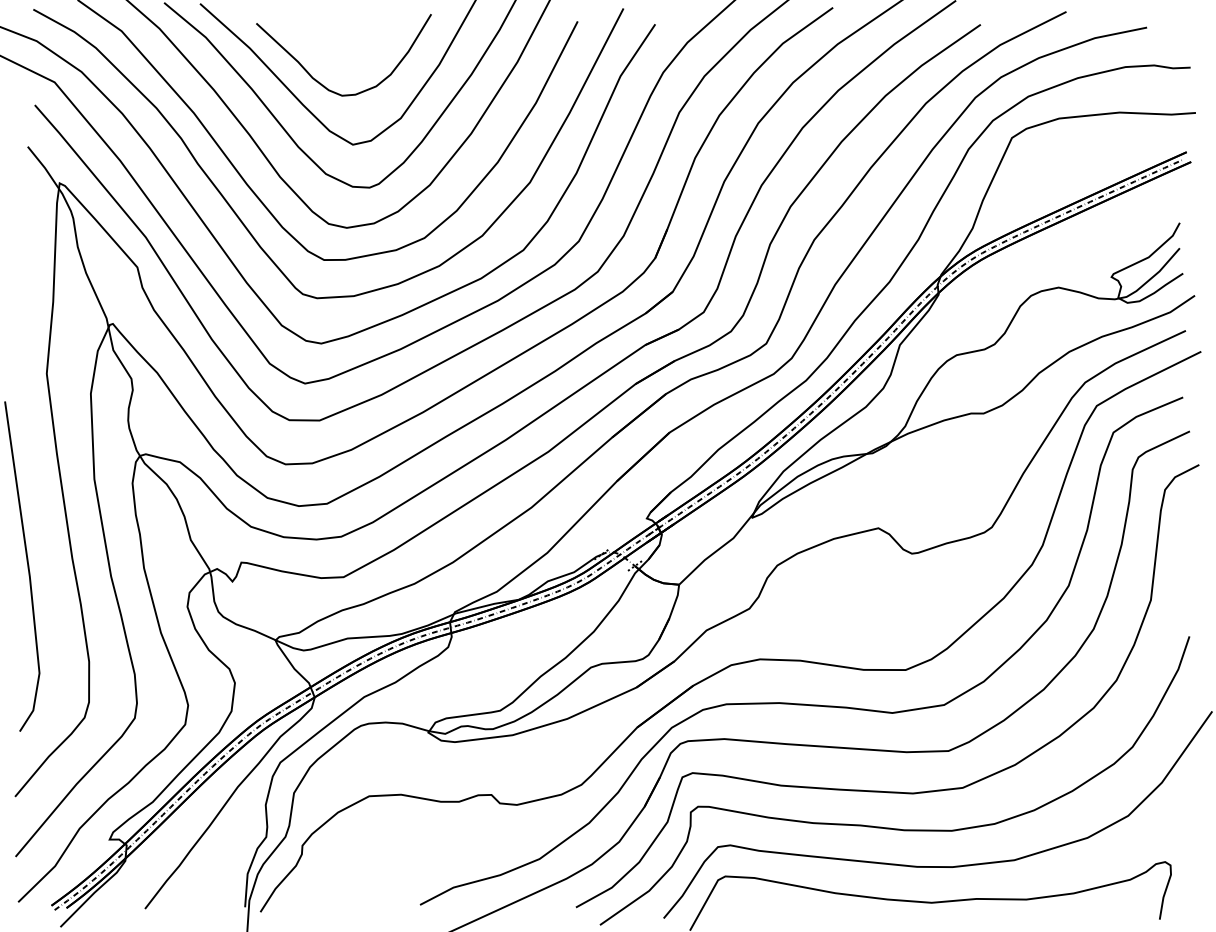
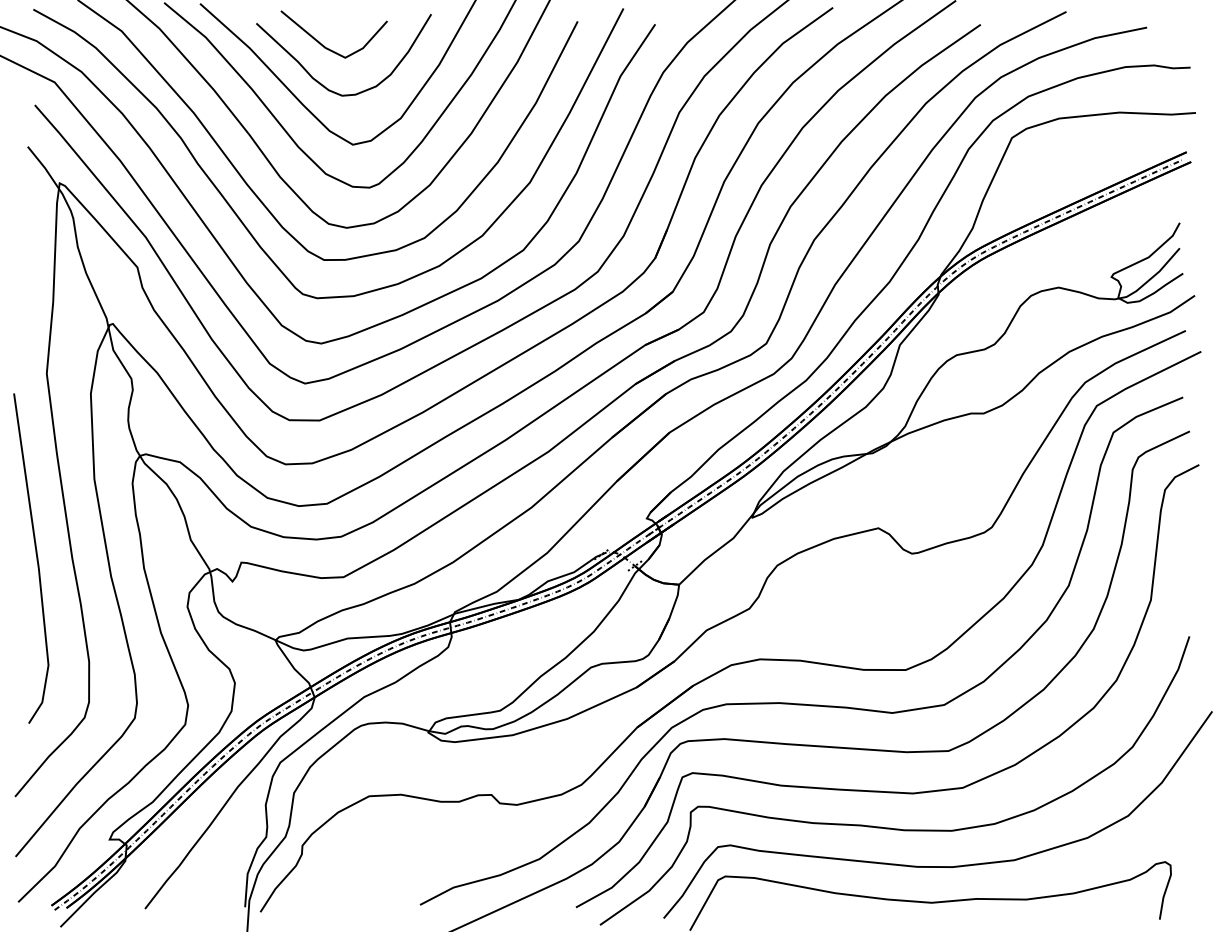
line: none -> present (324, 45)
line position: (27, 566) -> (36, 558) (36, 558)
